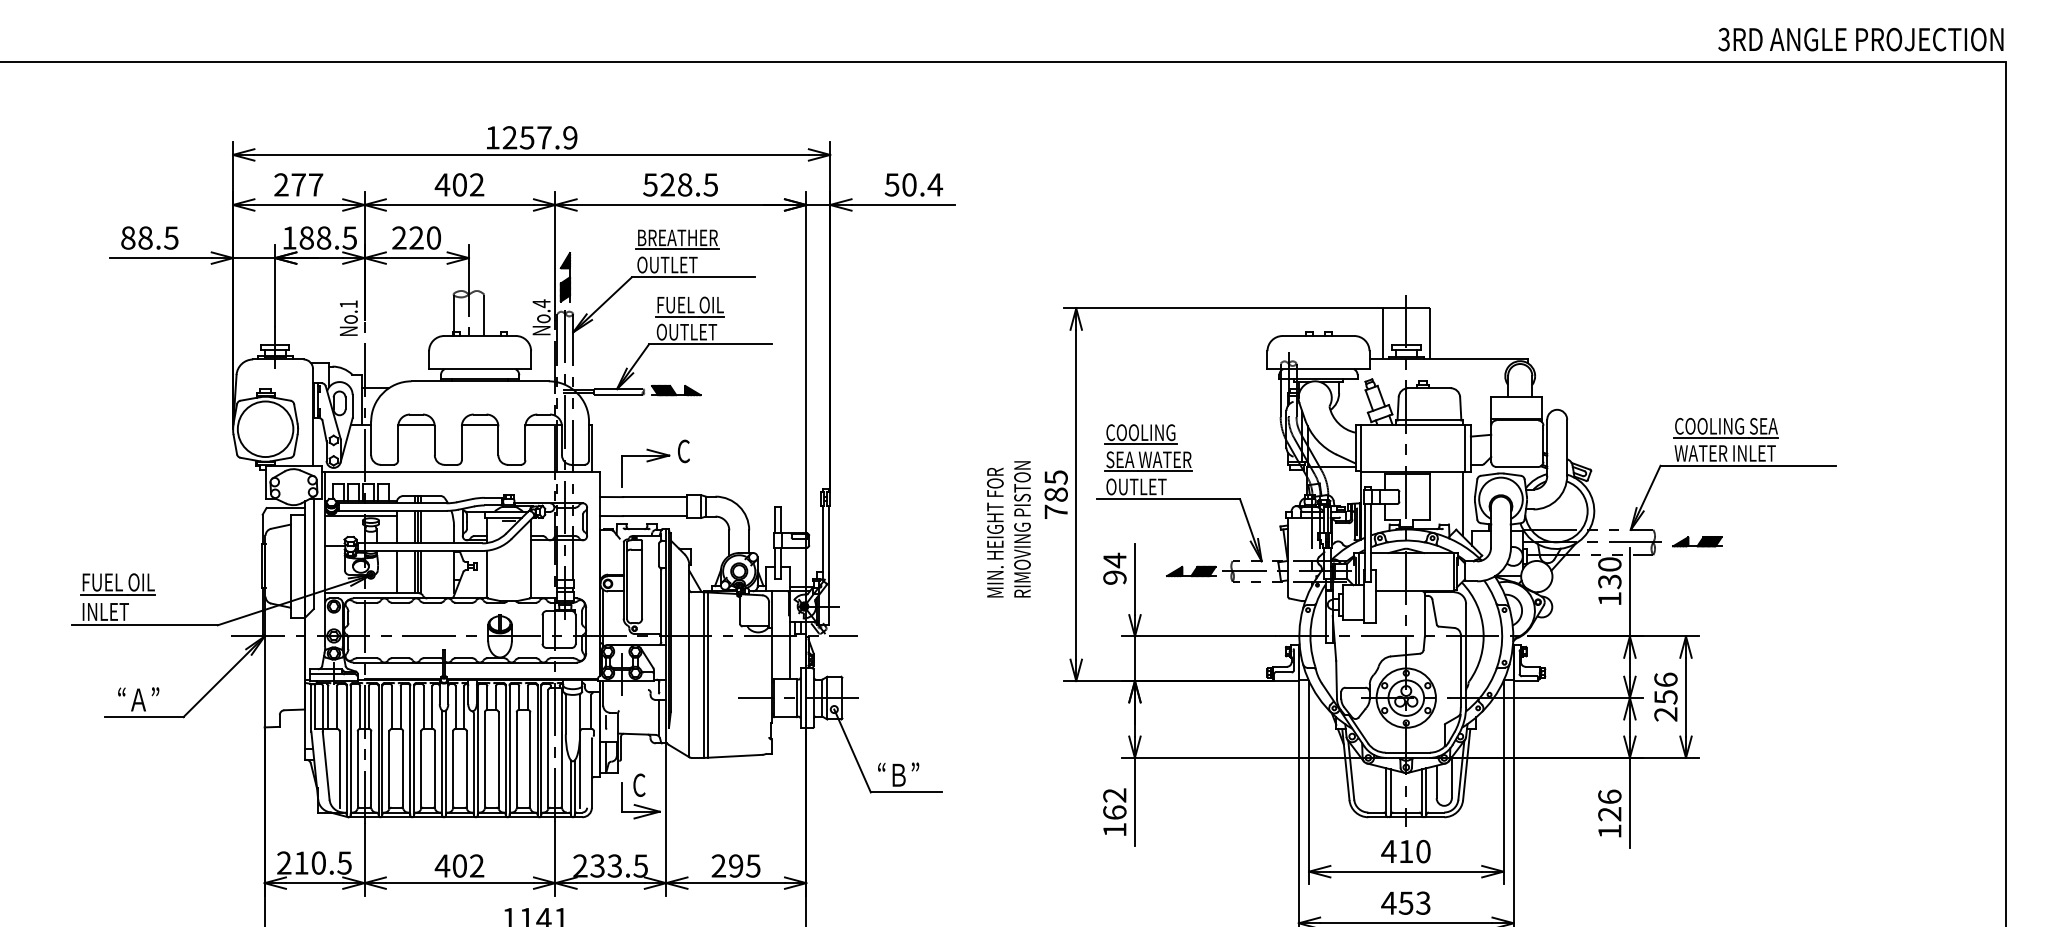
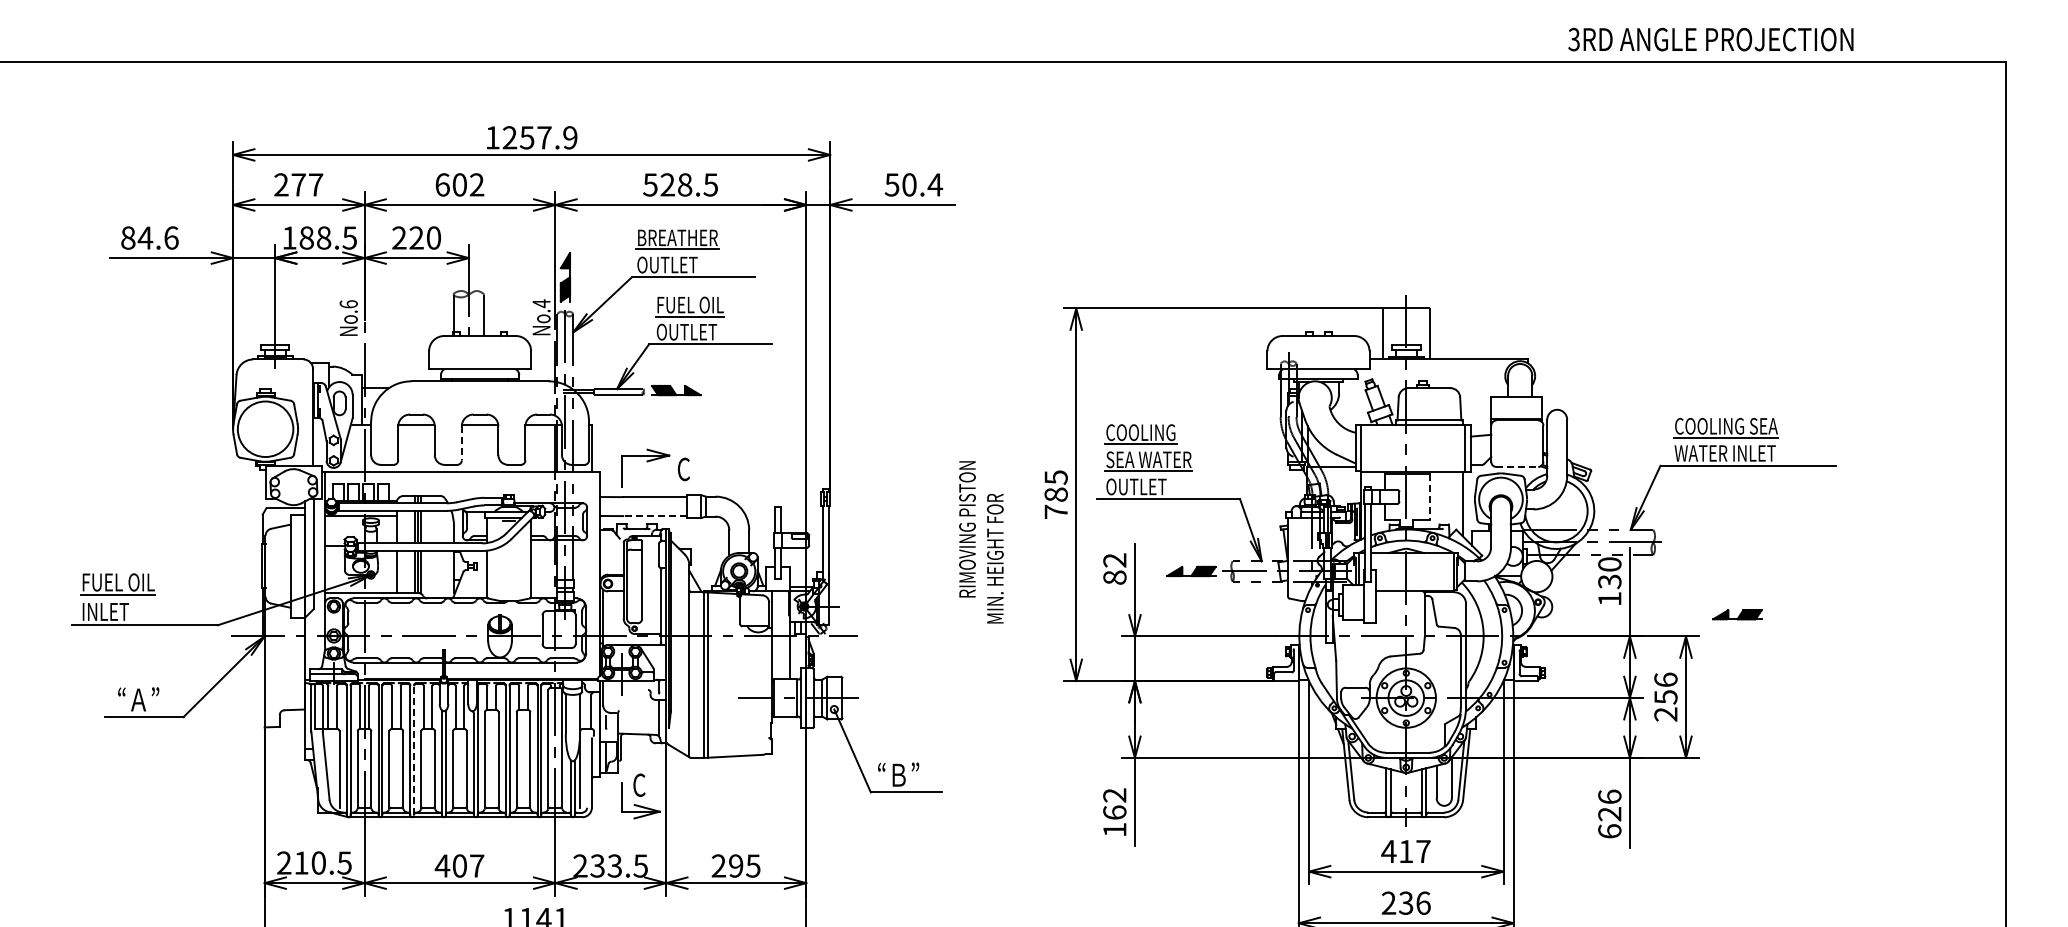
text position: (1860, 39) -> (1710, 39) (1710, 39)
text: 402 -> 602 (442, 184)
text: 88.5 -> 84.6 (157, 237)
text: No.1 -> No.6 (348, 304)
line: solid -> dashed (461, 443)
text position: (683, 451) -> (683, 469) (683, 469)
line: solid -> dashed (1517, 467)
line: solid -> dashed (1430, 497)
line: solid -> dashed (655, 516)
text position: (1022, 529) -> (967, 529) (967, 529)
text position: (995, 532) -> (995, 558) (995, 558)
part position: (1697, 541) -> (1737, 614) (1737, 614)
text: 94 -> 82 (1114, 568)
line: solid -> dashed (414, 749)
text: 126 -> 626 (1609, 831)
text: 410 -> 417 (1423, 851)
text: 402 -> 407 (477, 865)
text: 453 -> 236 (1405, 902)
